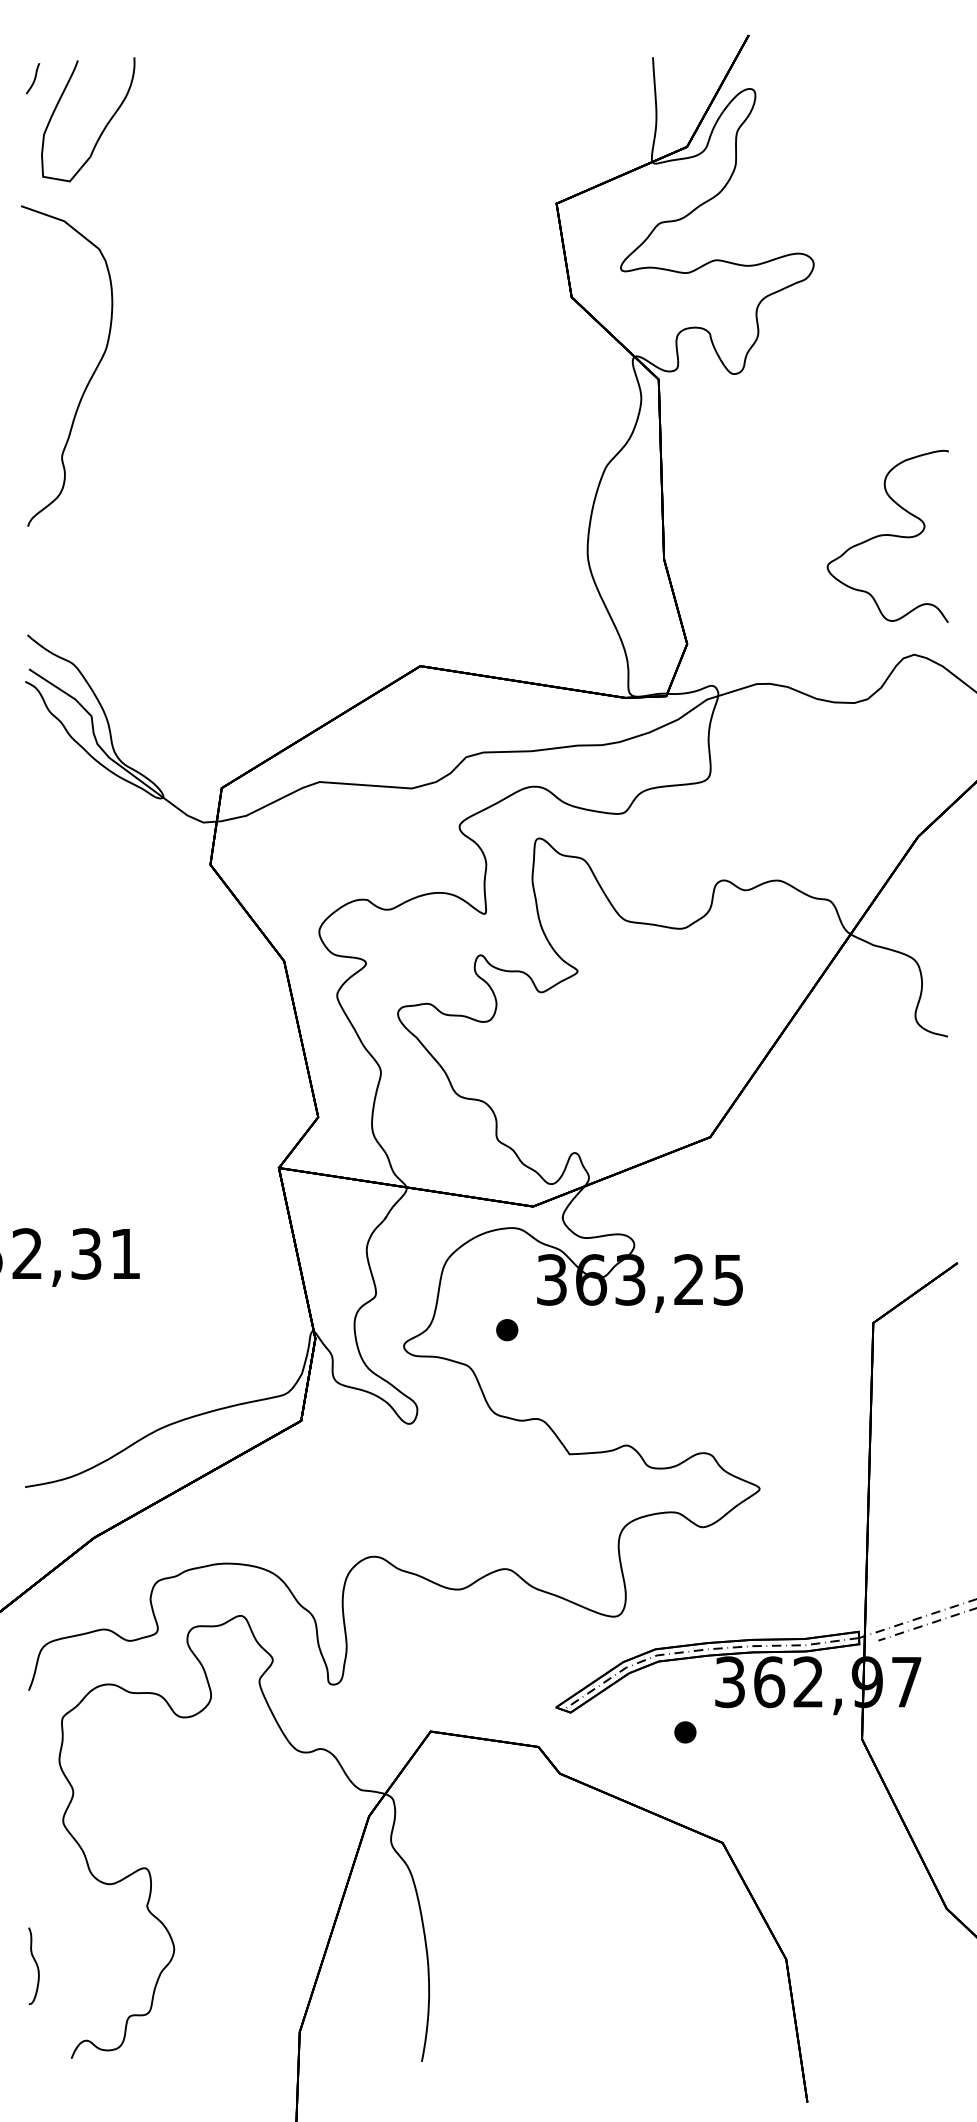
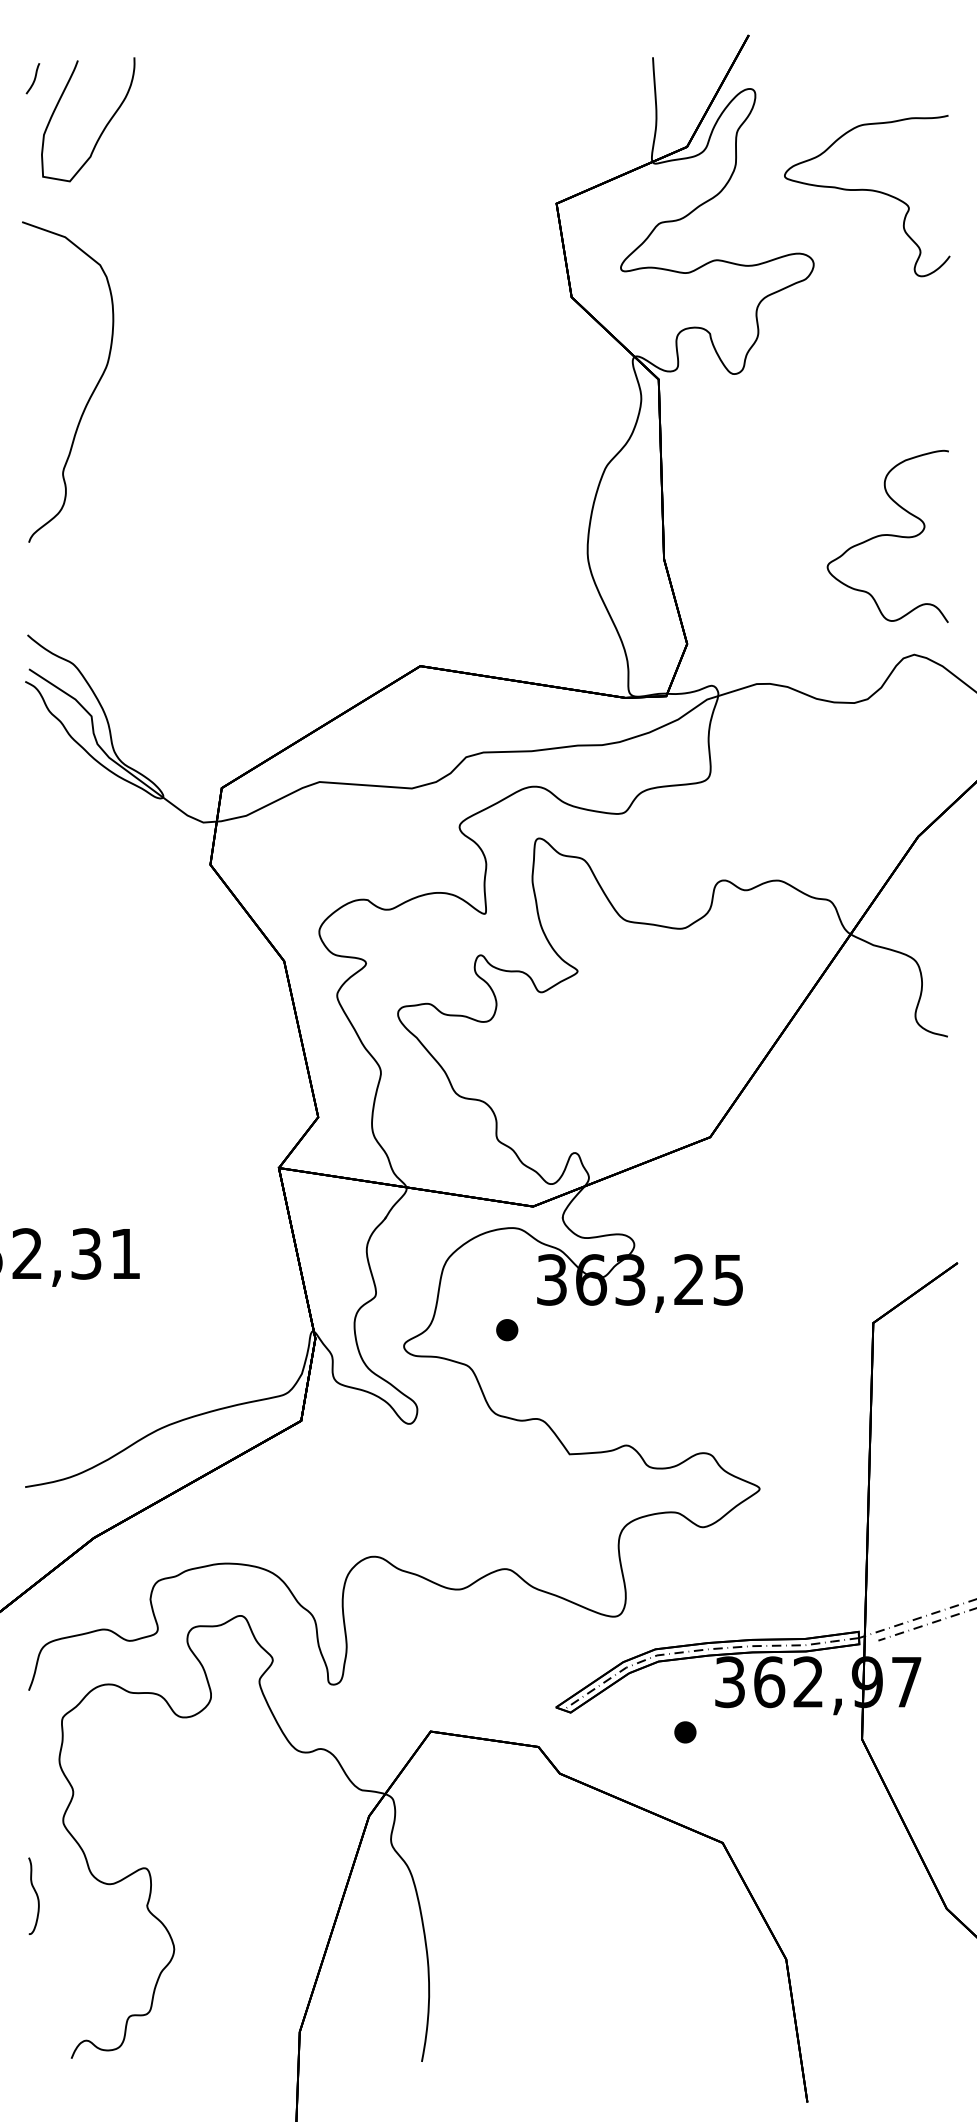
curve: none -> present (869, 191)
curve position: (90, 377) -> (91, 393) (91, 393)
curve position: (35, 1963) -> (35, 1893) (35, 1893)
